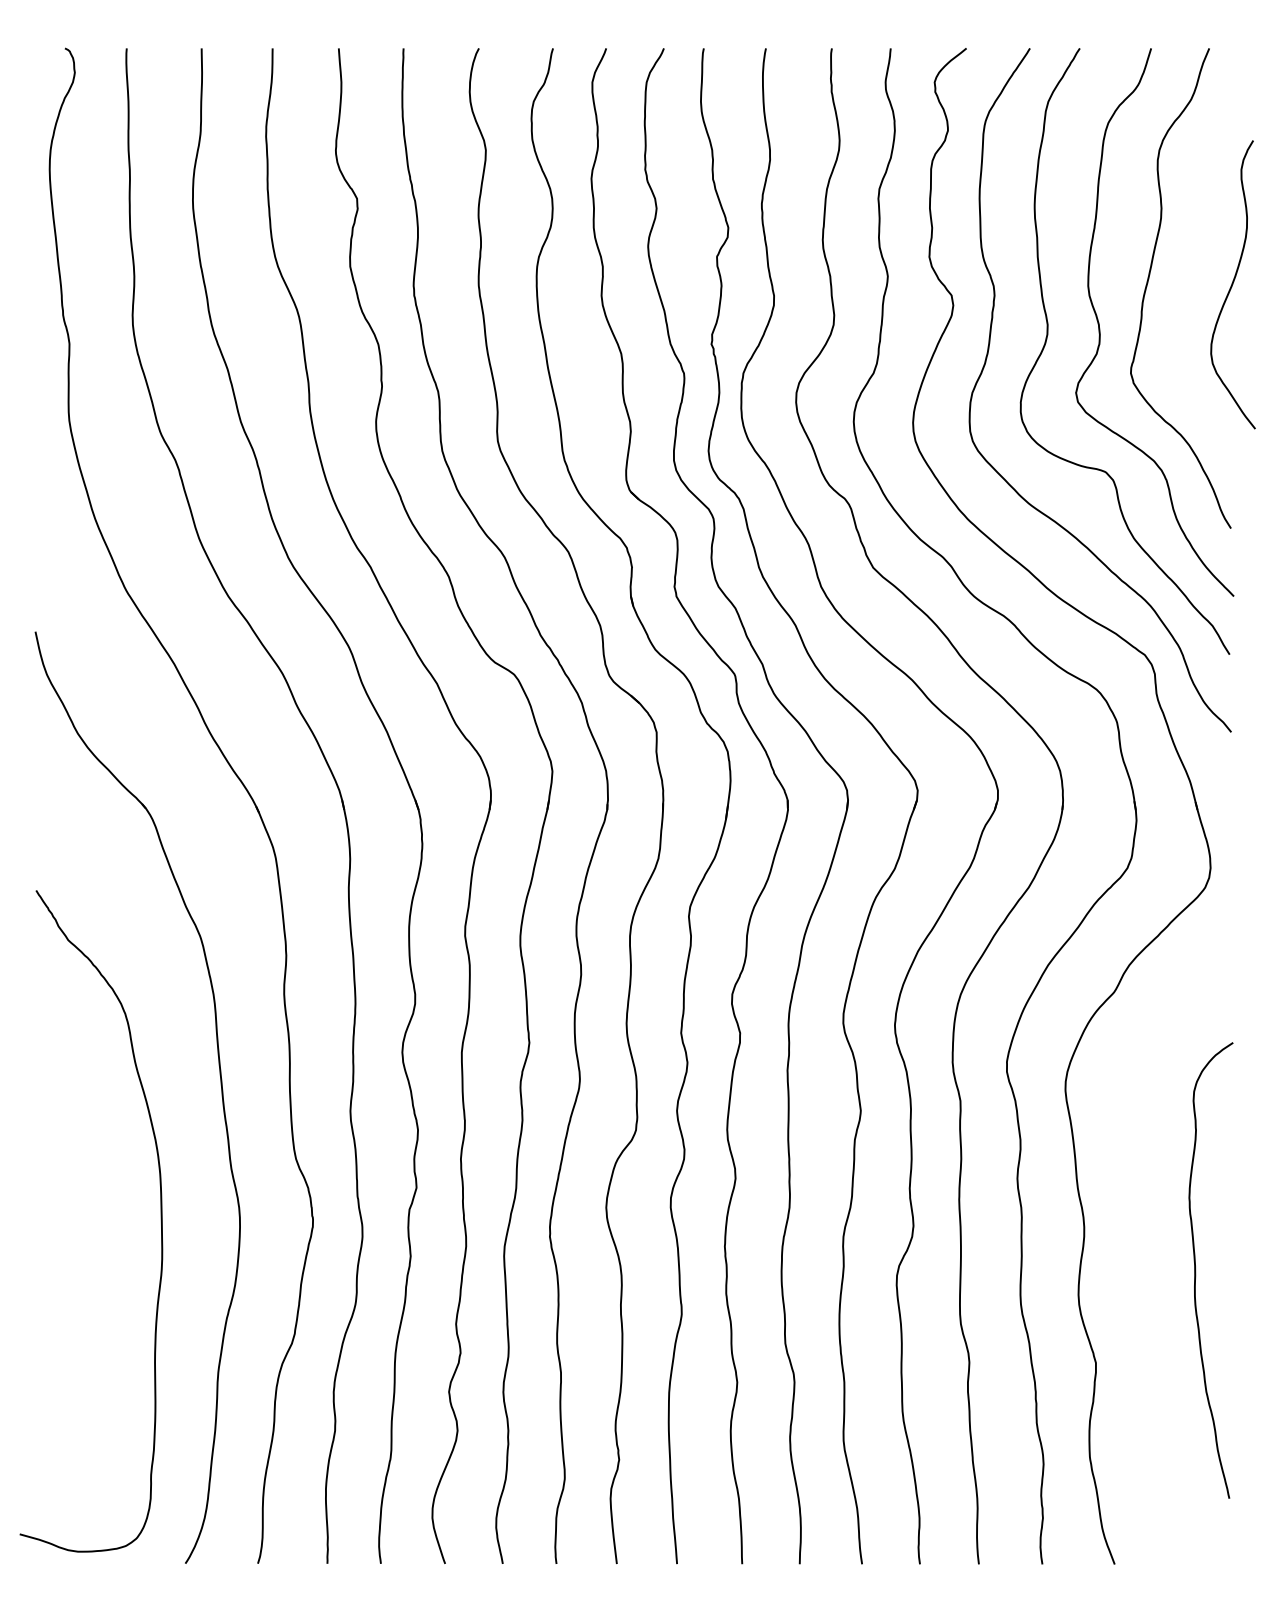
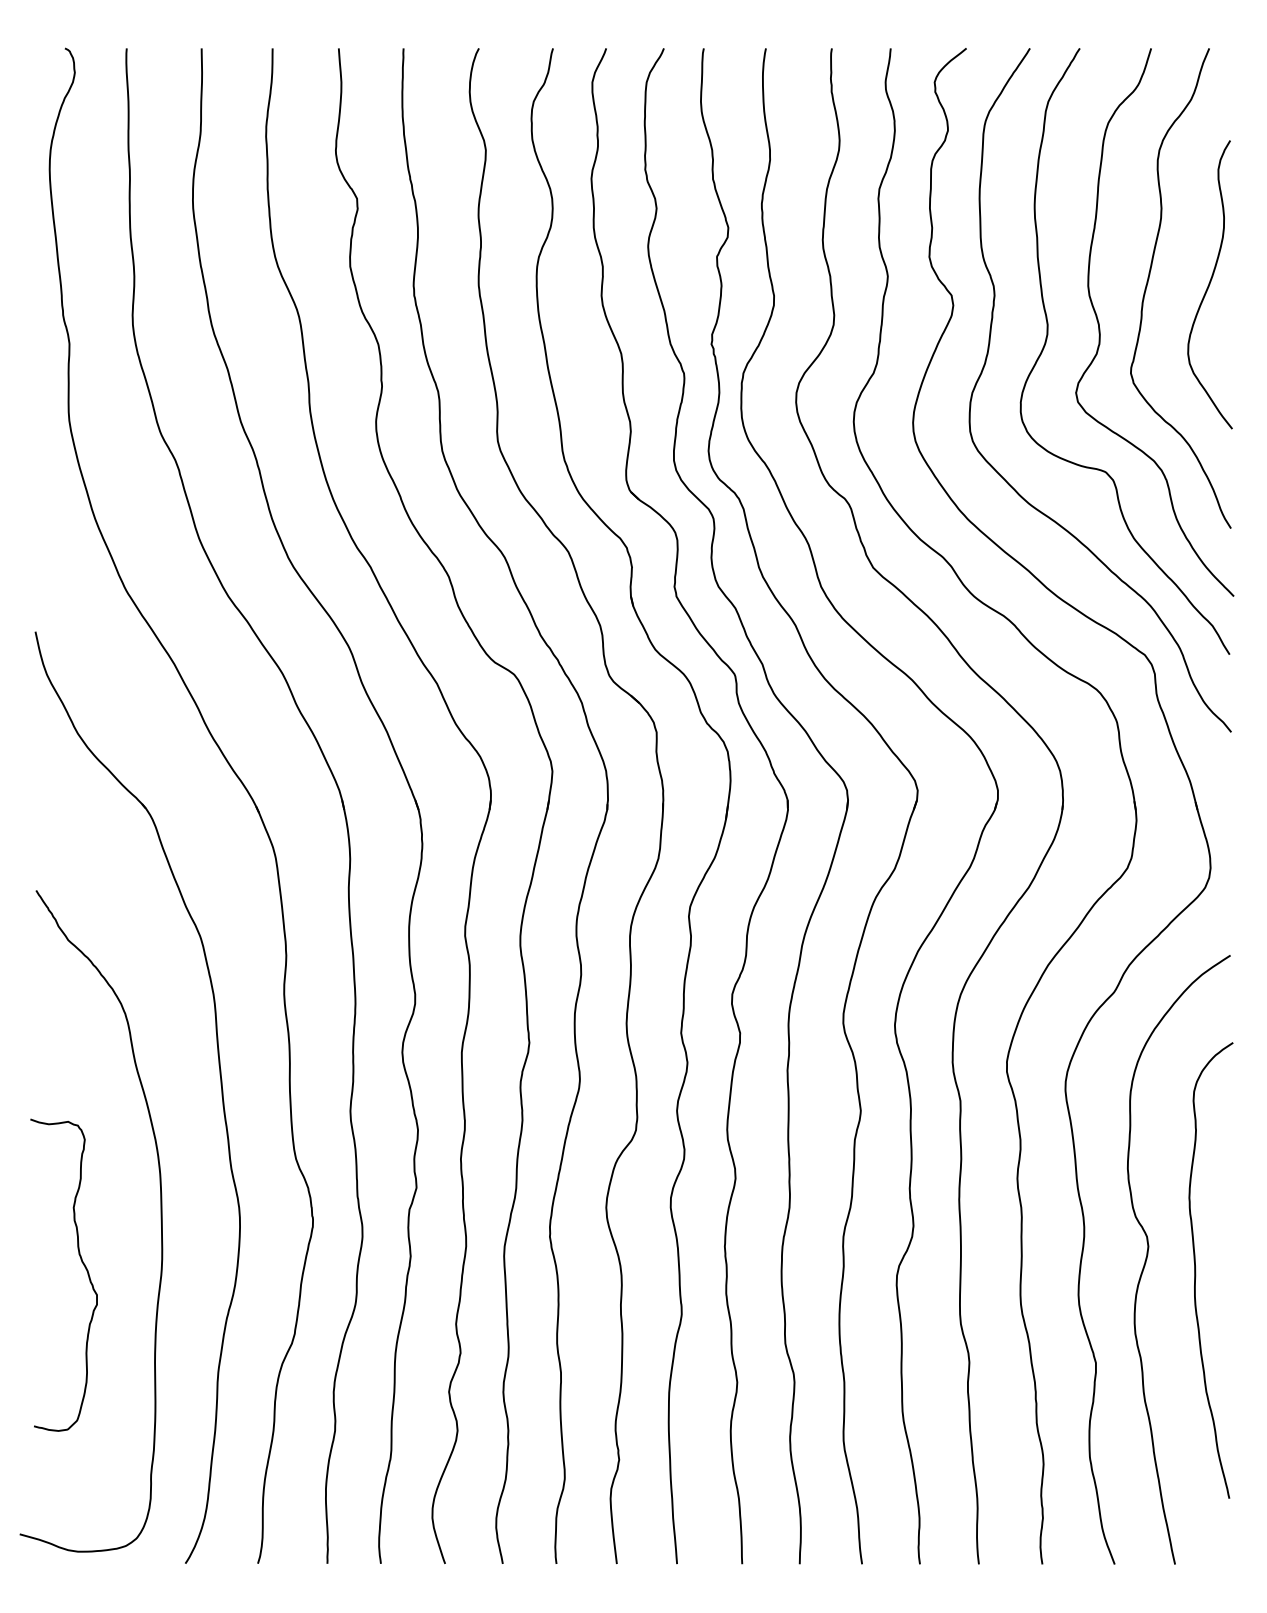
curve position: (1232, 284) -> (1209, 284) (1209, 284)
curve: none -> present (1148, 1255)
curve: none -> present (81, 1262)
